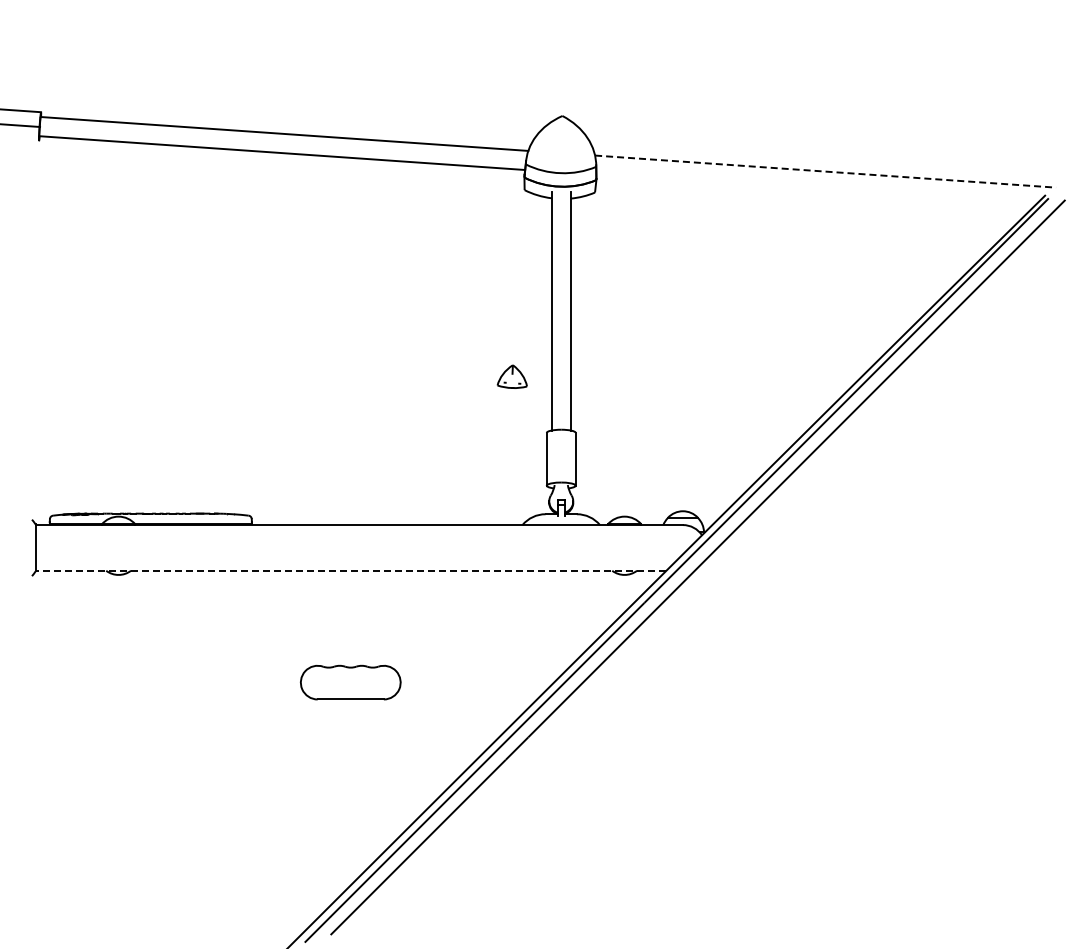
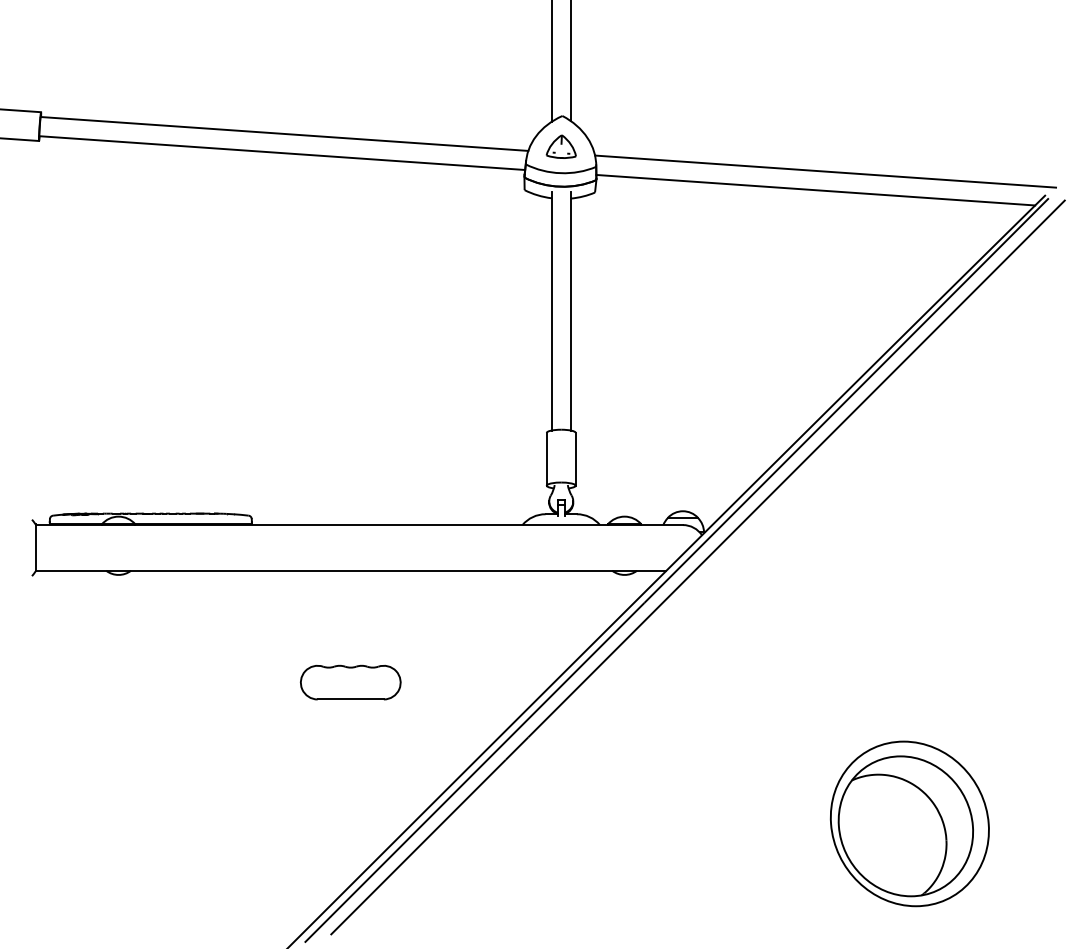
line: none -> present (551, 61)
line: none -> present (570, 61)
line position: (21, 125) -> (20, 139) (20, 139)
line: dashed -> solid (826, 171)
line: none -> present (815, 189)
part position: (511, 376) -> (560, 146) (560, 146)
line: dashed -> solid (350, 570)
part: none -> present (909, 823)
